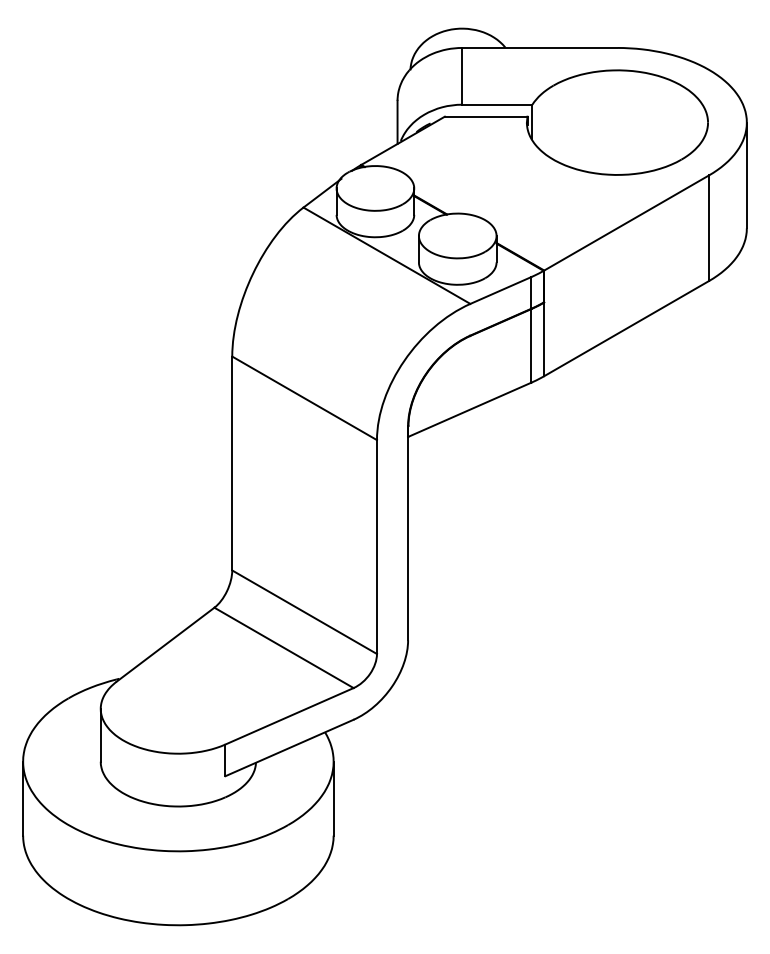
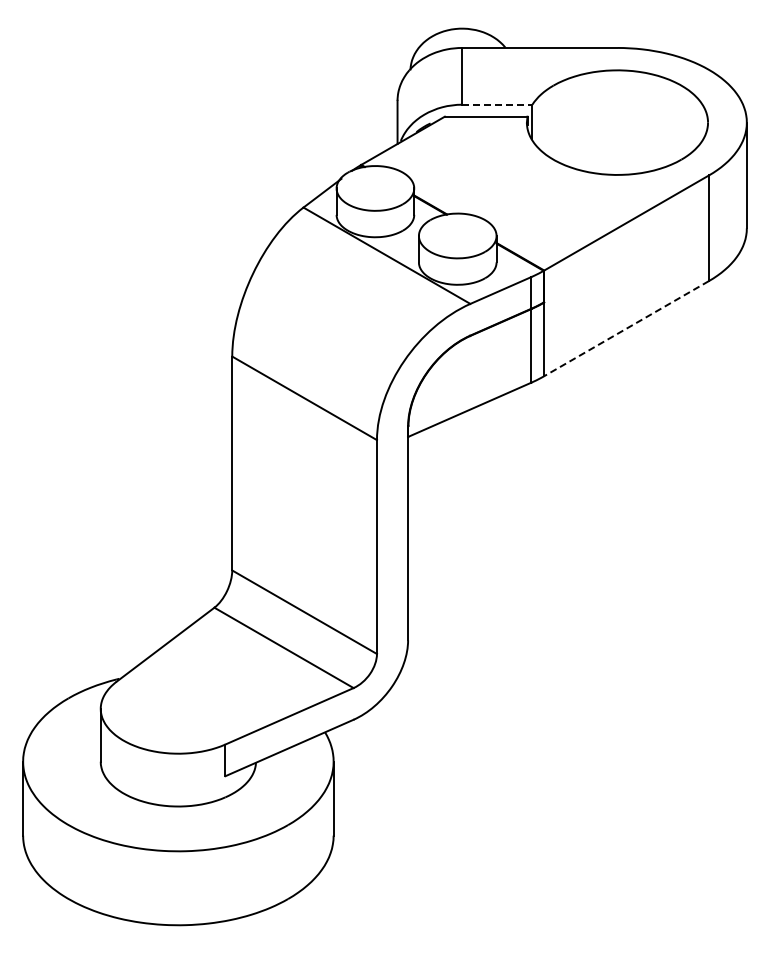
line: solid -> dashed (497, 104)
line: solid -> dashed (626, 328)
